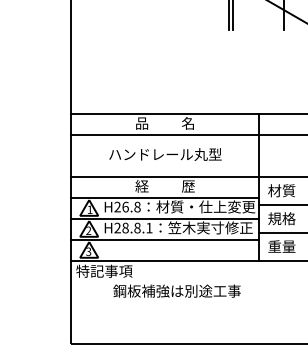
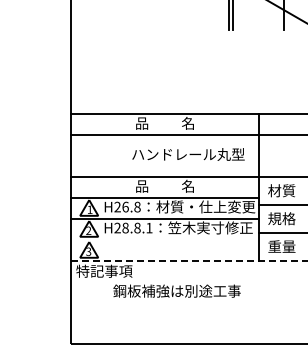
text position: (165, 154) -> (188, 154) (188, 154)
text: 経          歴 -> 品          名 (164, 185)
line: present -> none (164, 239)
line: solid -> dashed (189, 260)
